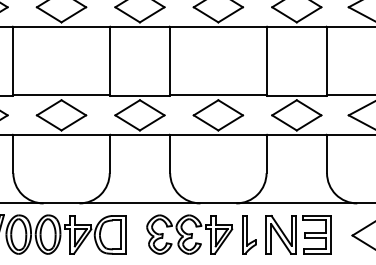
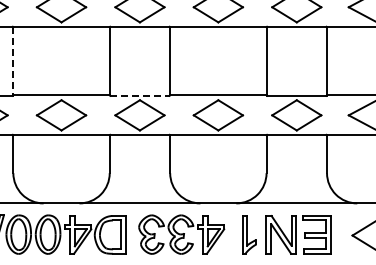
line: solid -> dashed (13, 61)
line: solid -> dashed (139, 95)
part position: (189, 234) -> (181, 234) (181, 234)
